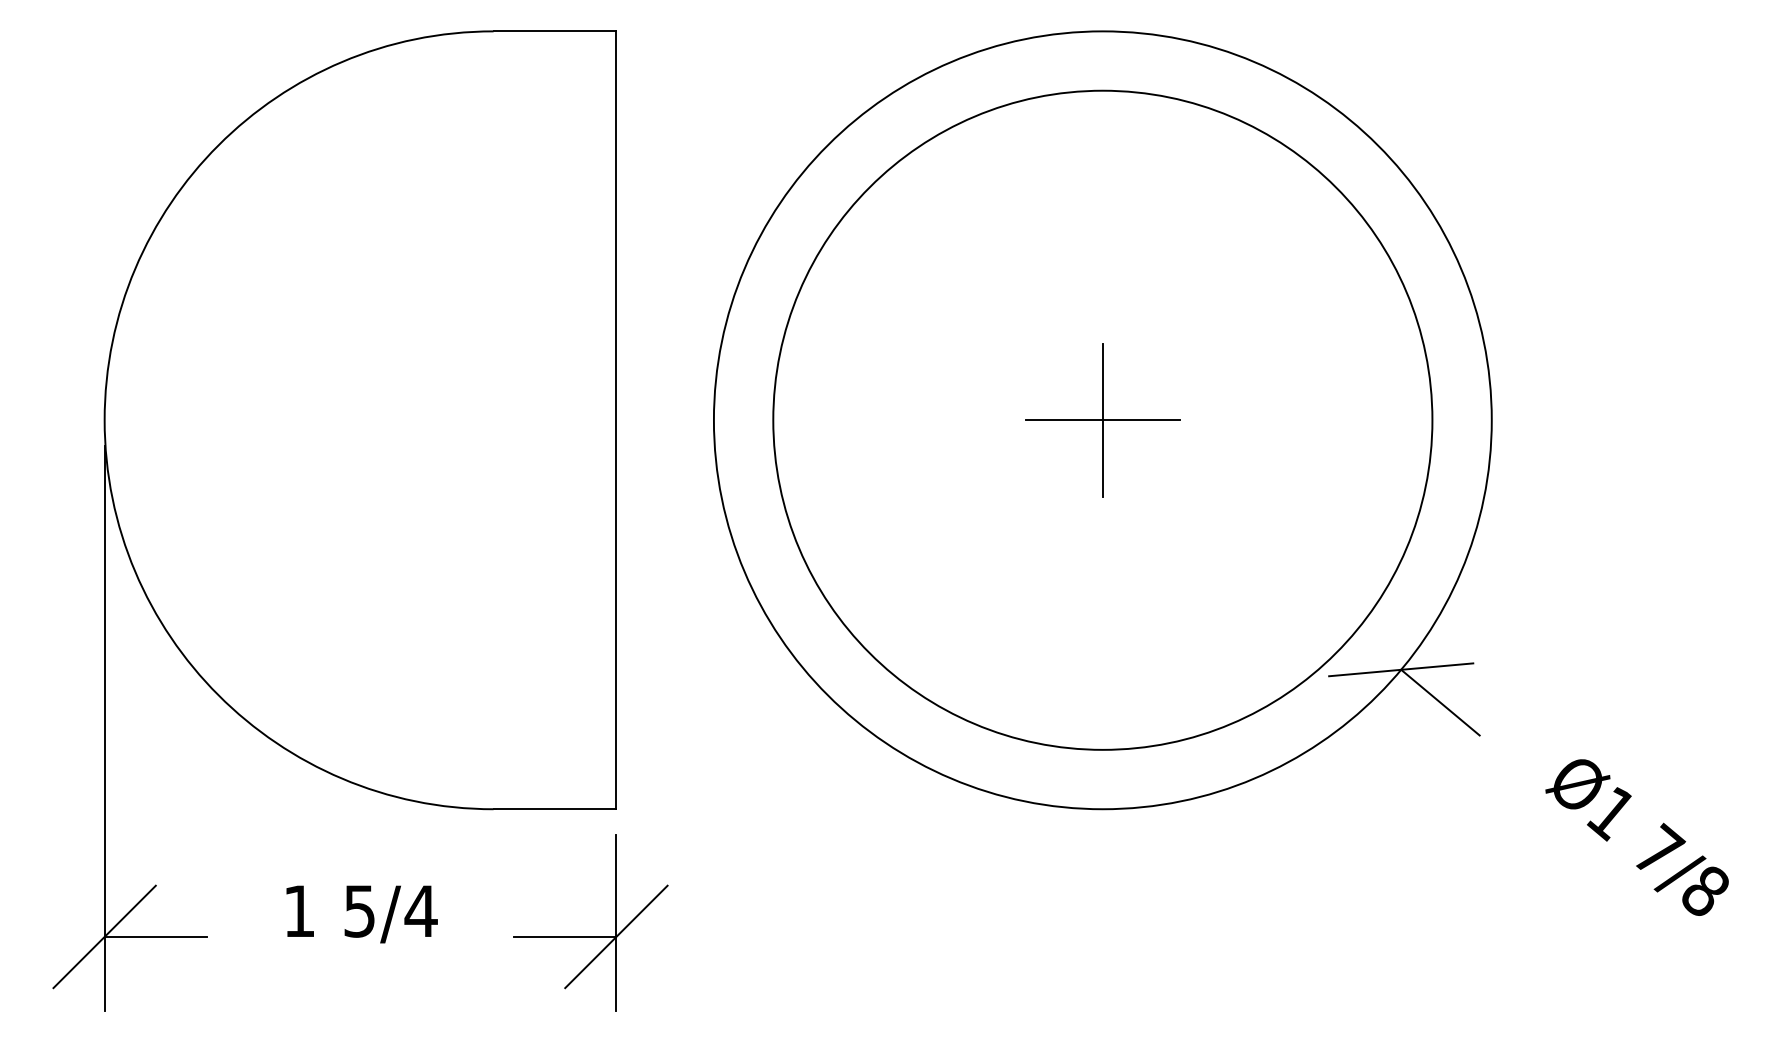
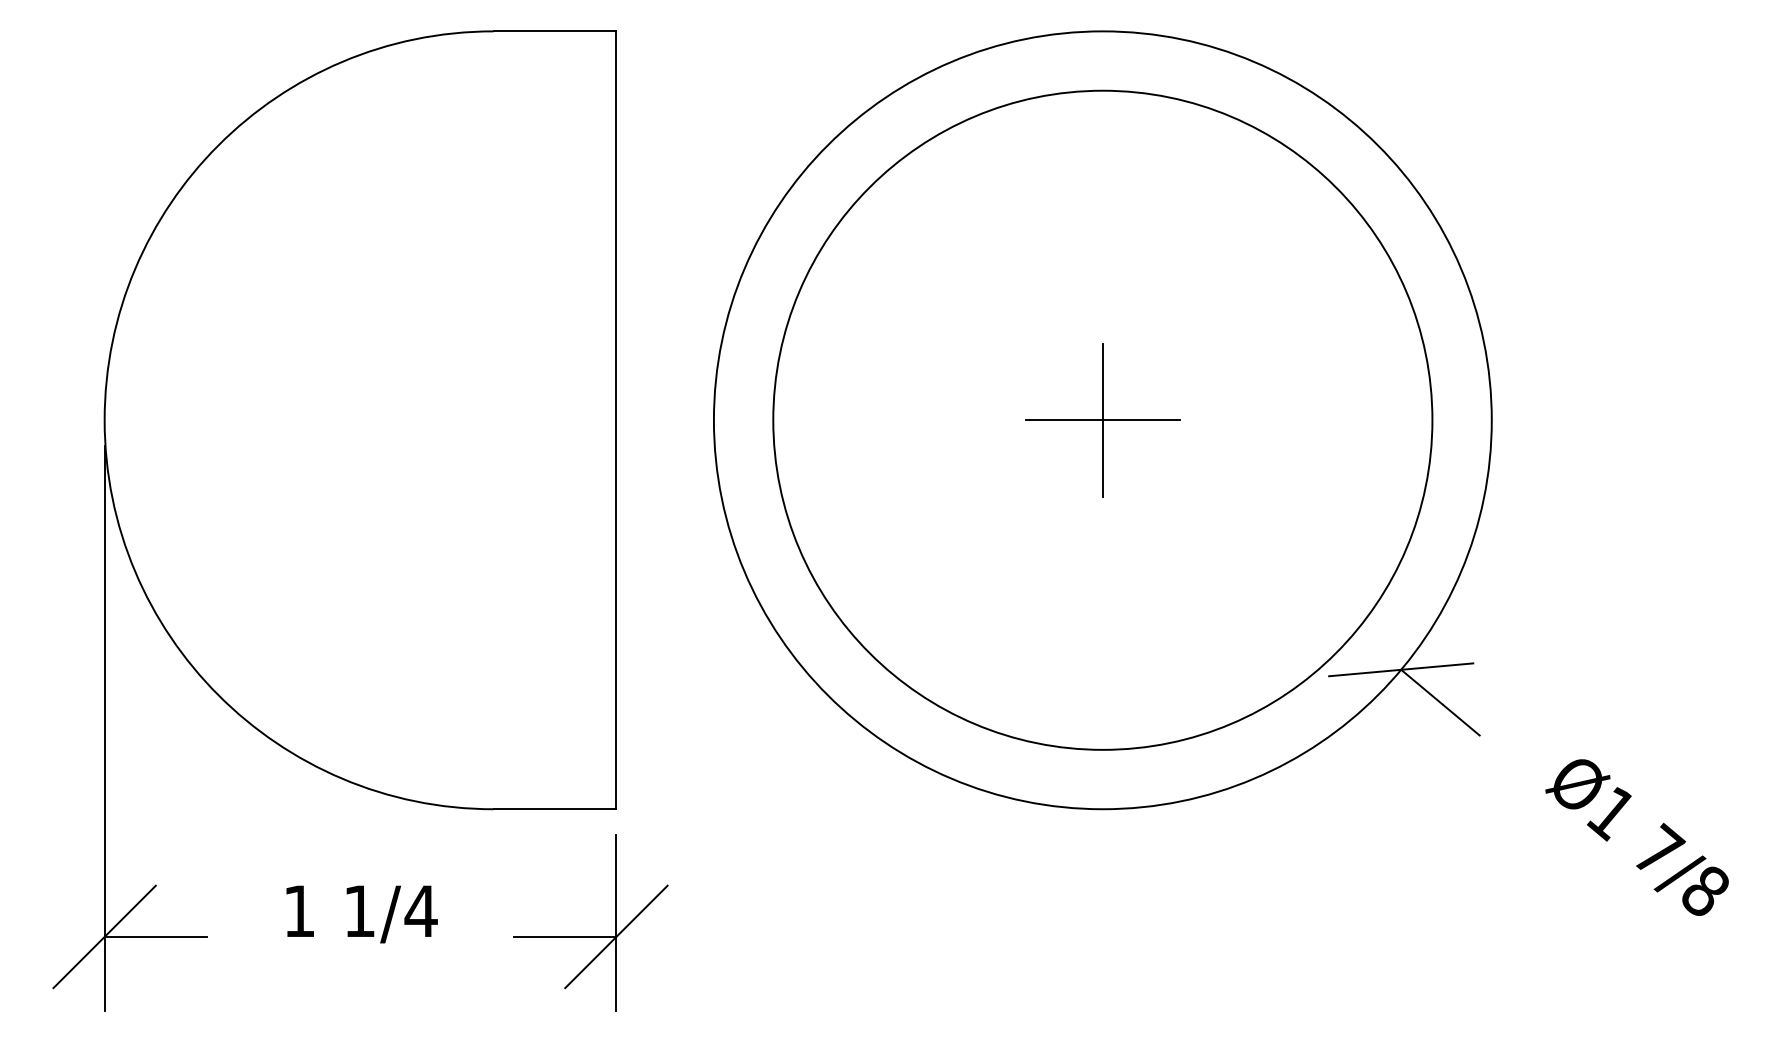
text: 5/4 -> 1/4 (359, 911)
